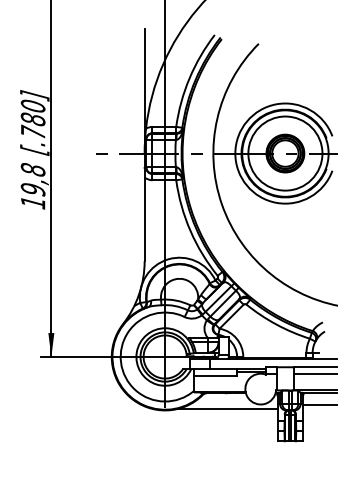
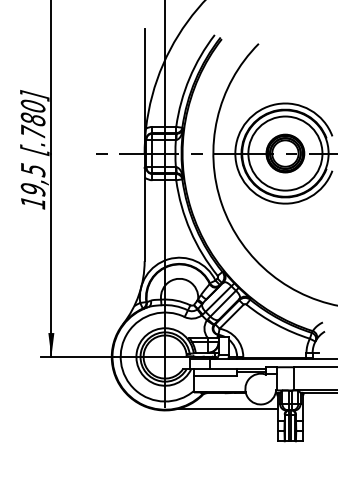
text: 19,8 -> 19,5 (32, 170)
line: present -> none (313, 373)
line: present -> none (318, 405)
